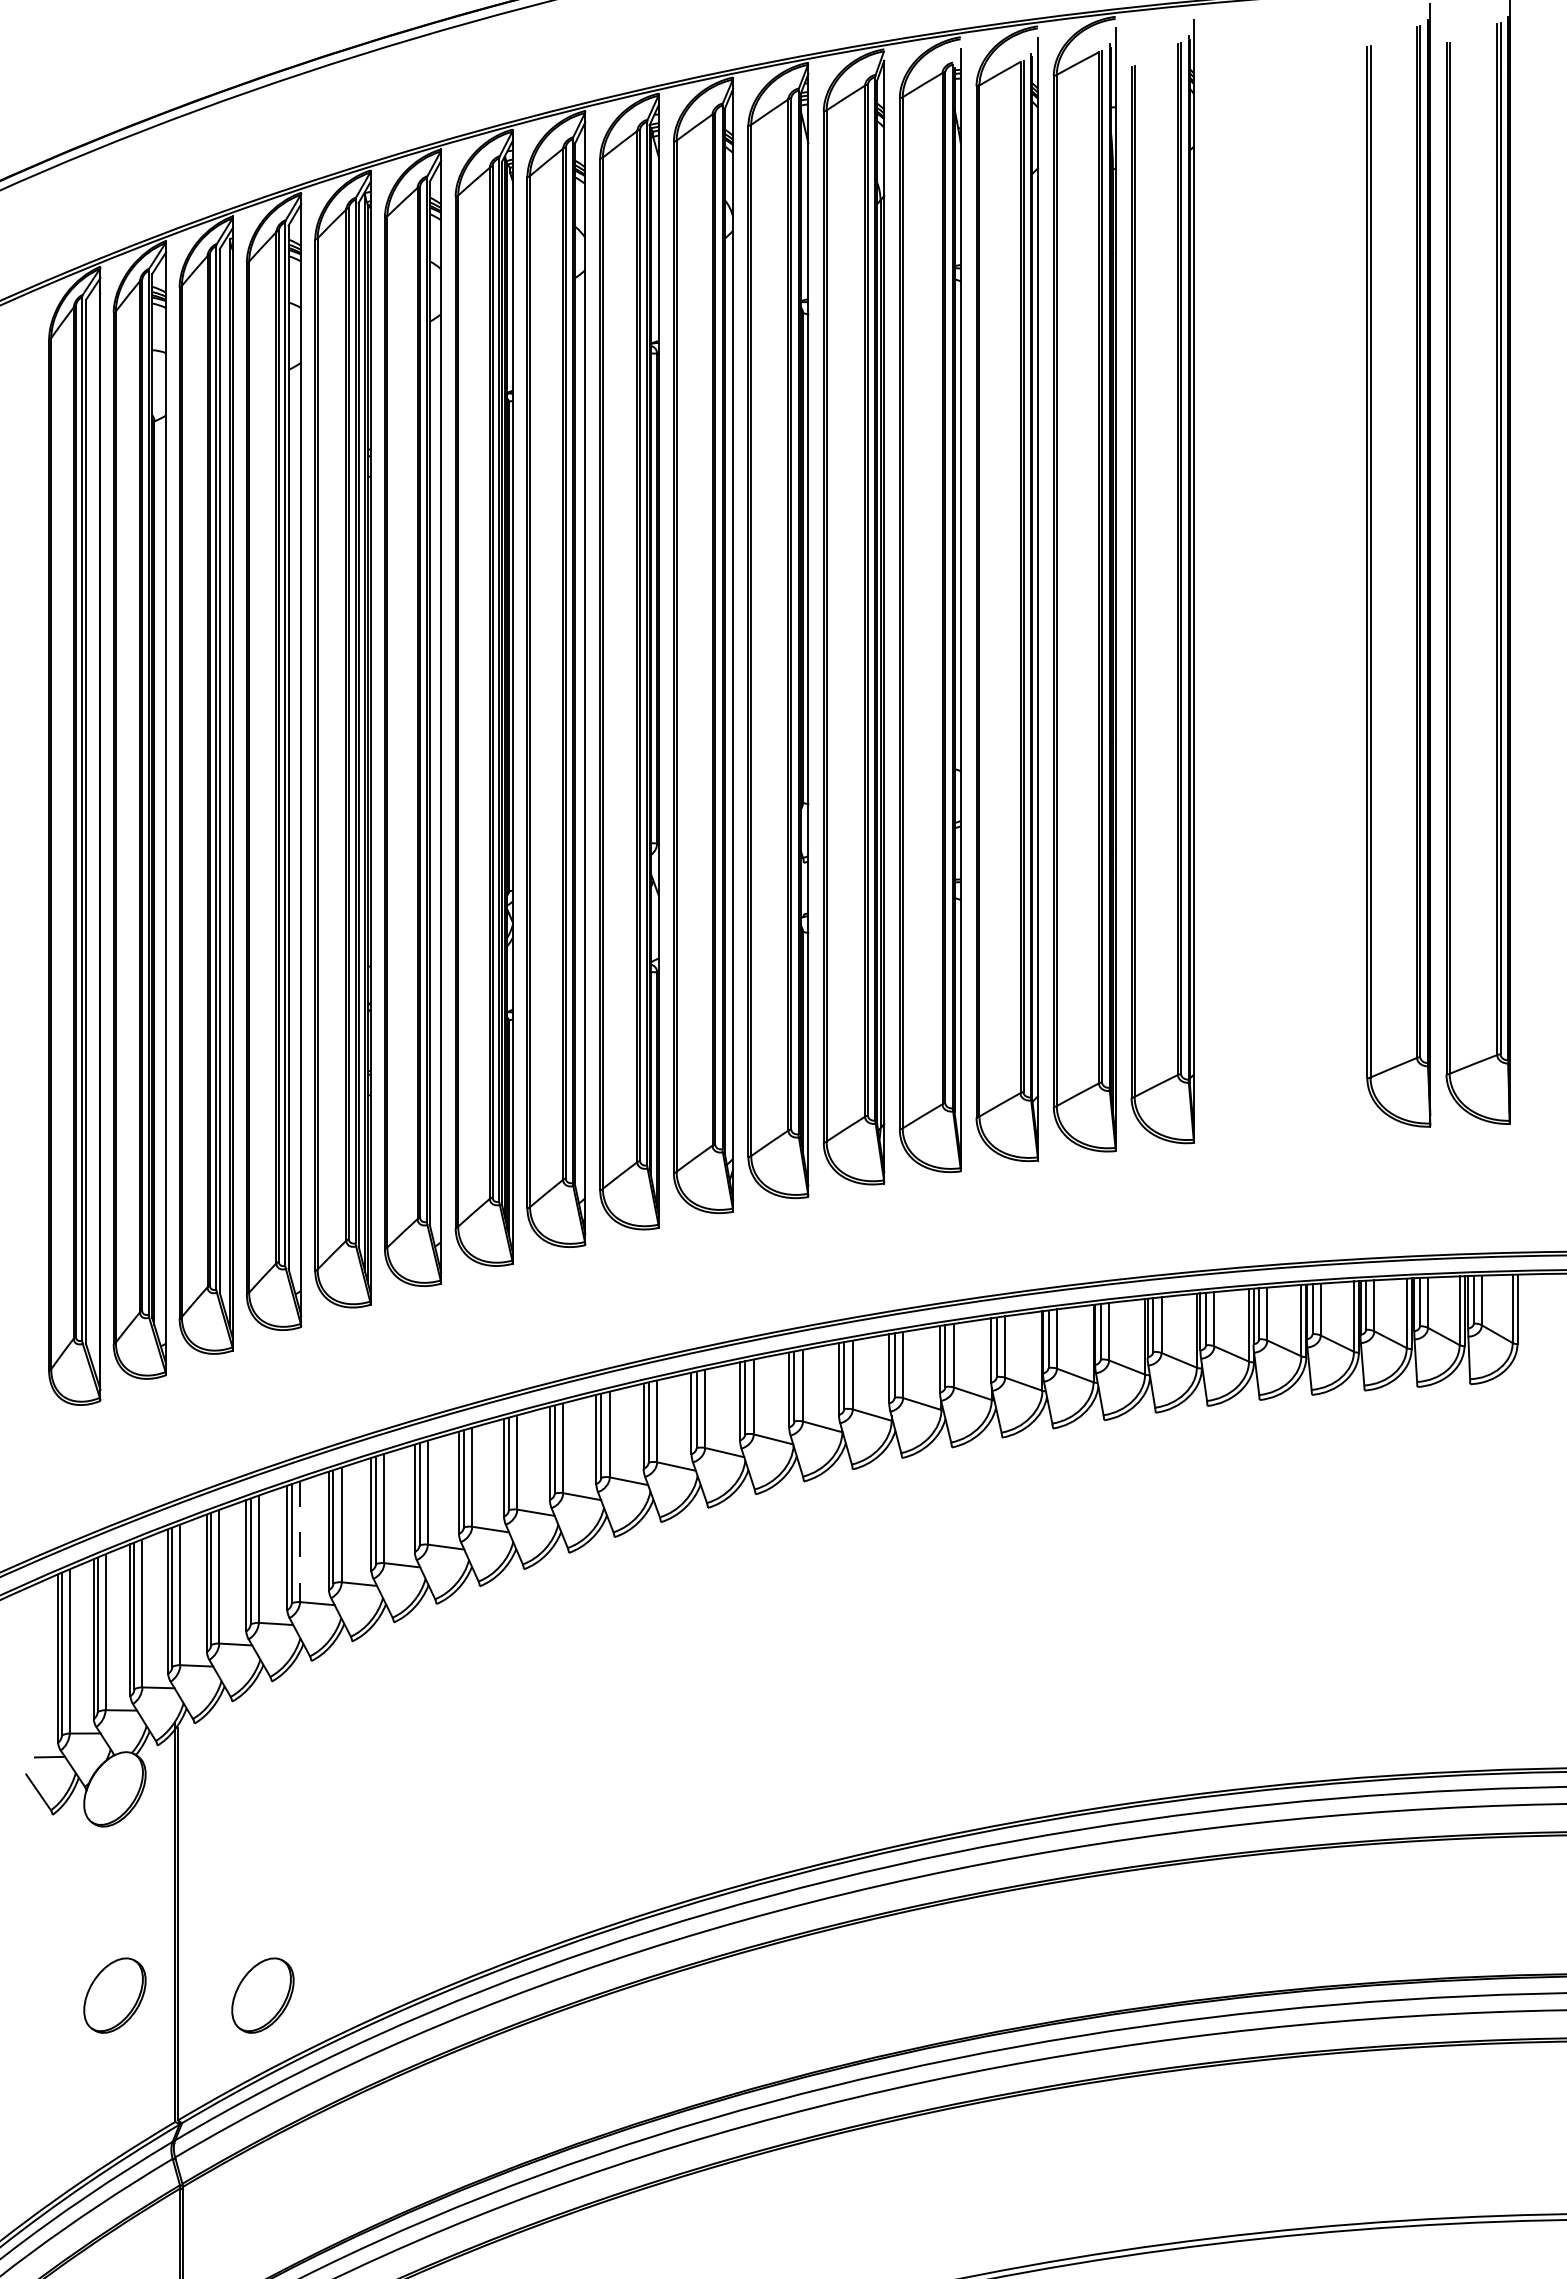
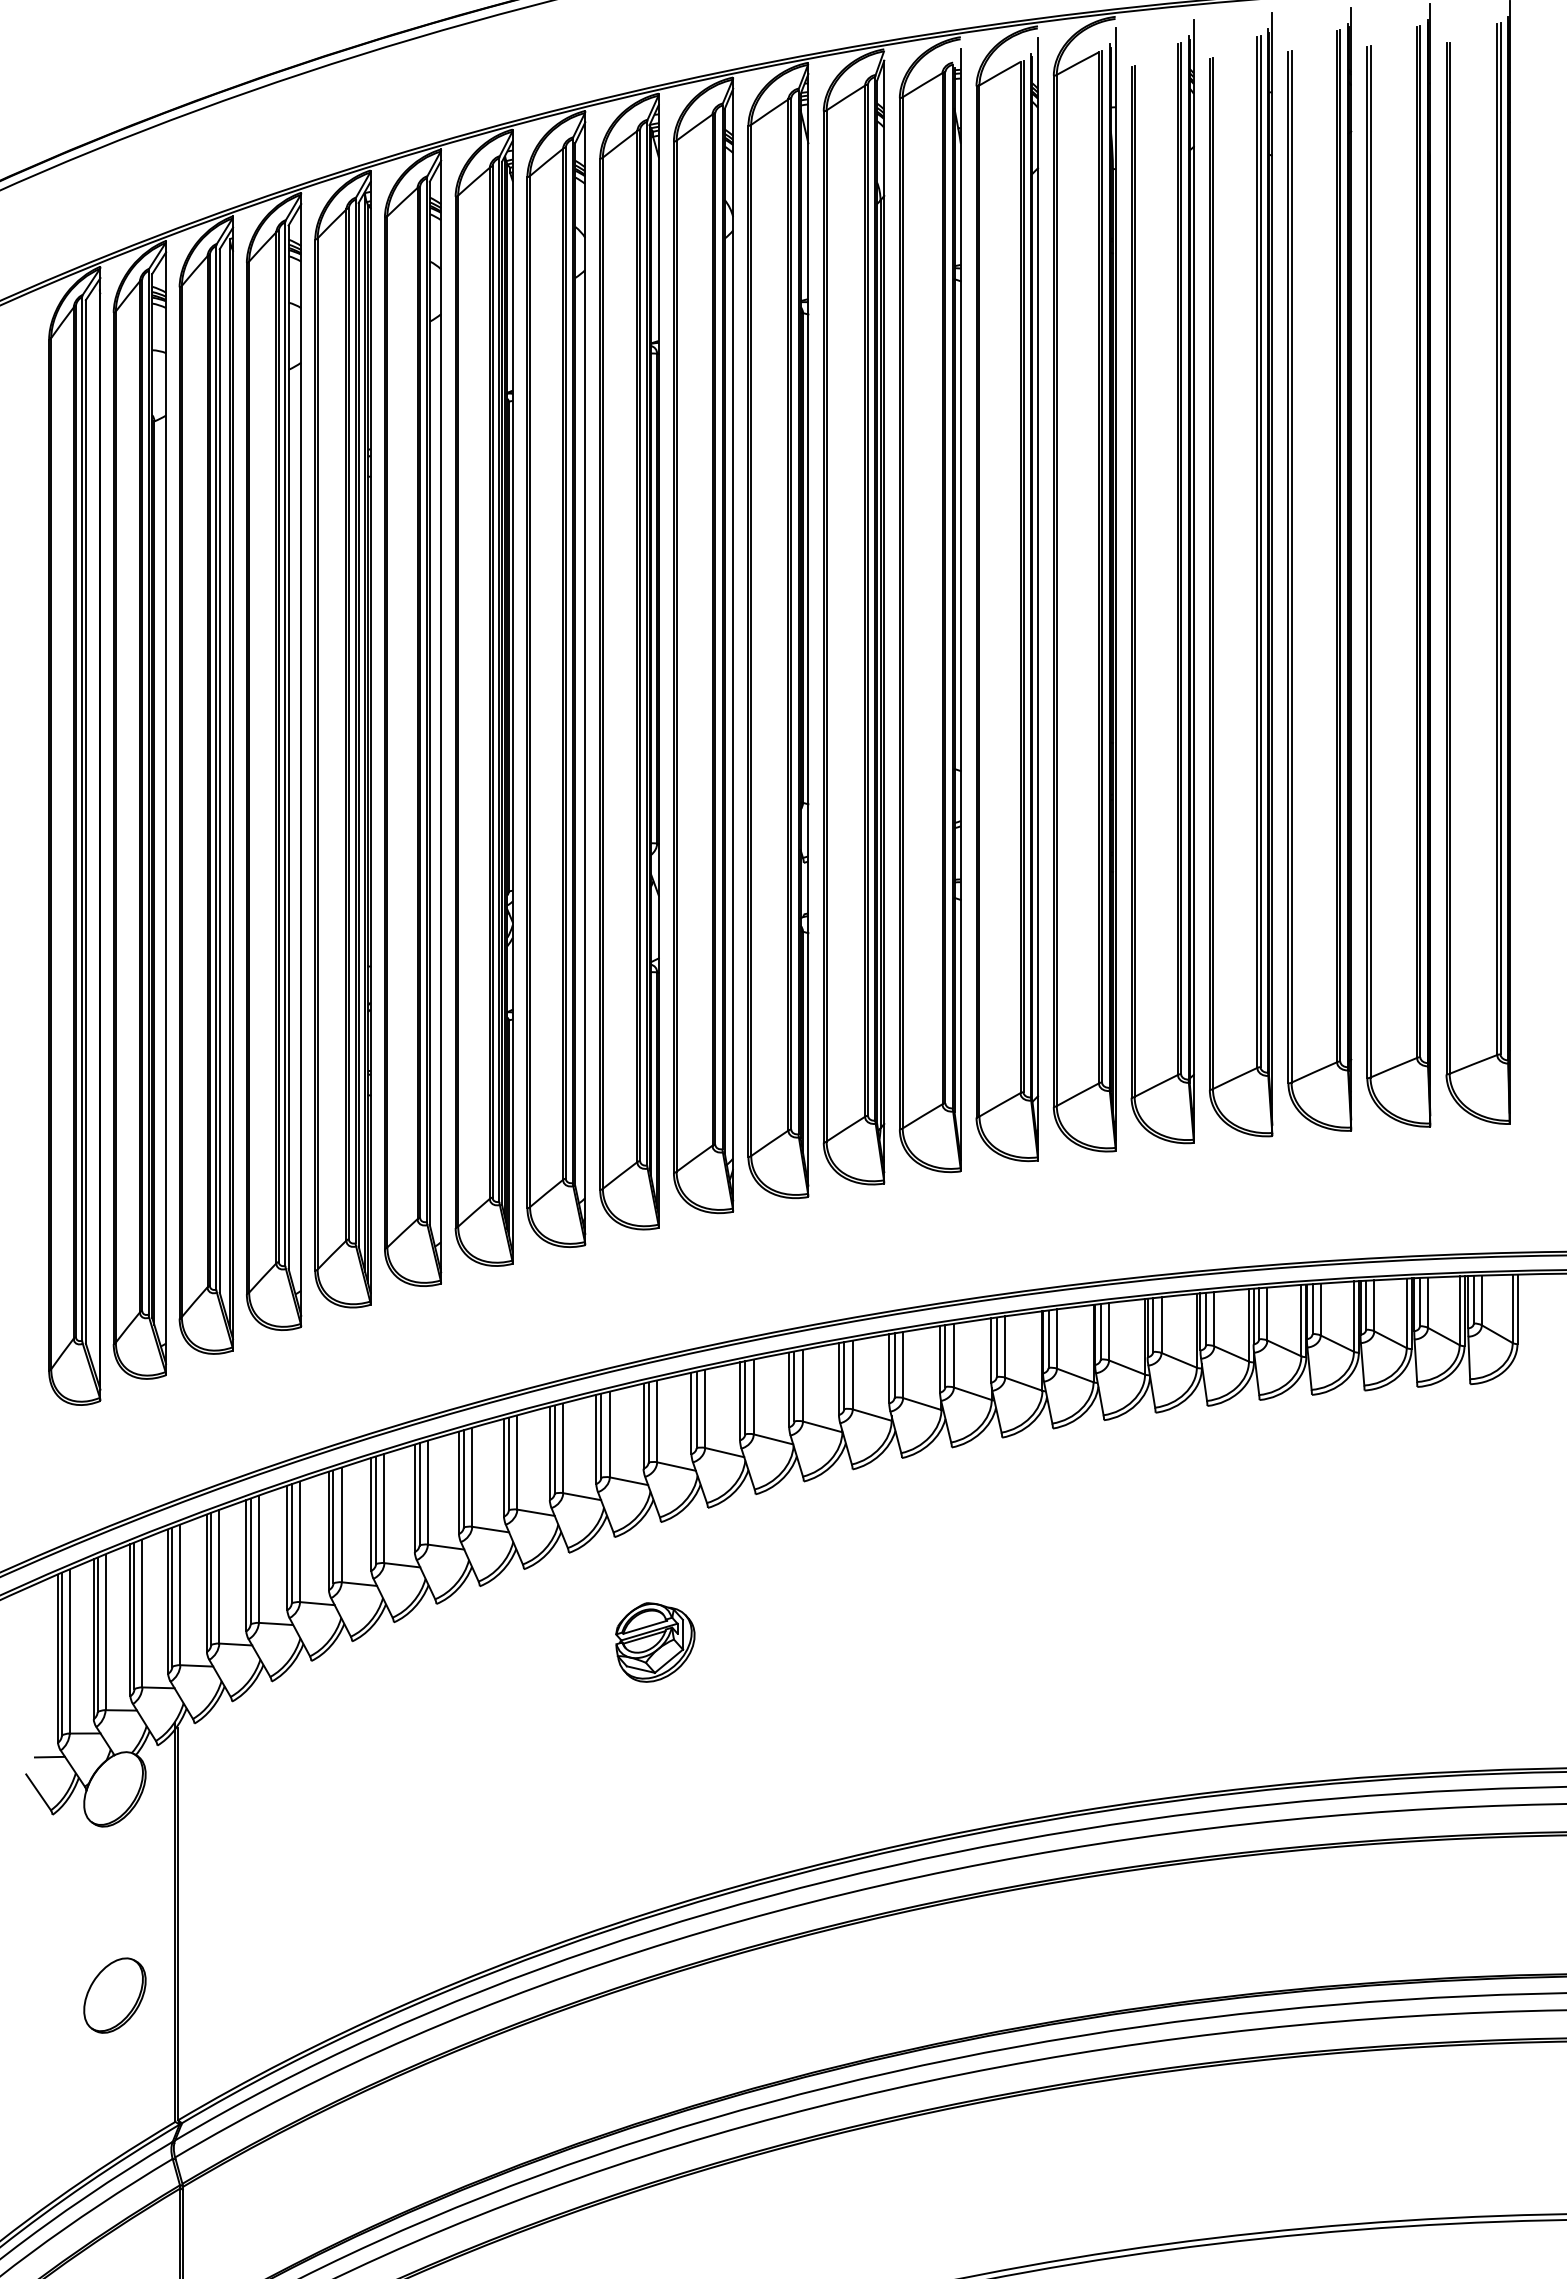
part: none -> present (1336, 569)
part: none -> present (1256, 574)
line: dashed -> solid (300, 1542)
part: none -> present (655, 1642)
part: present -> none (262, 1995)
